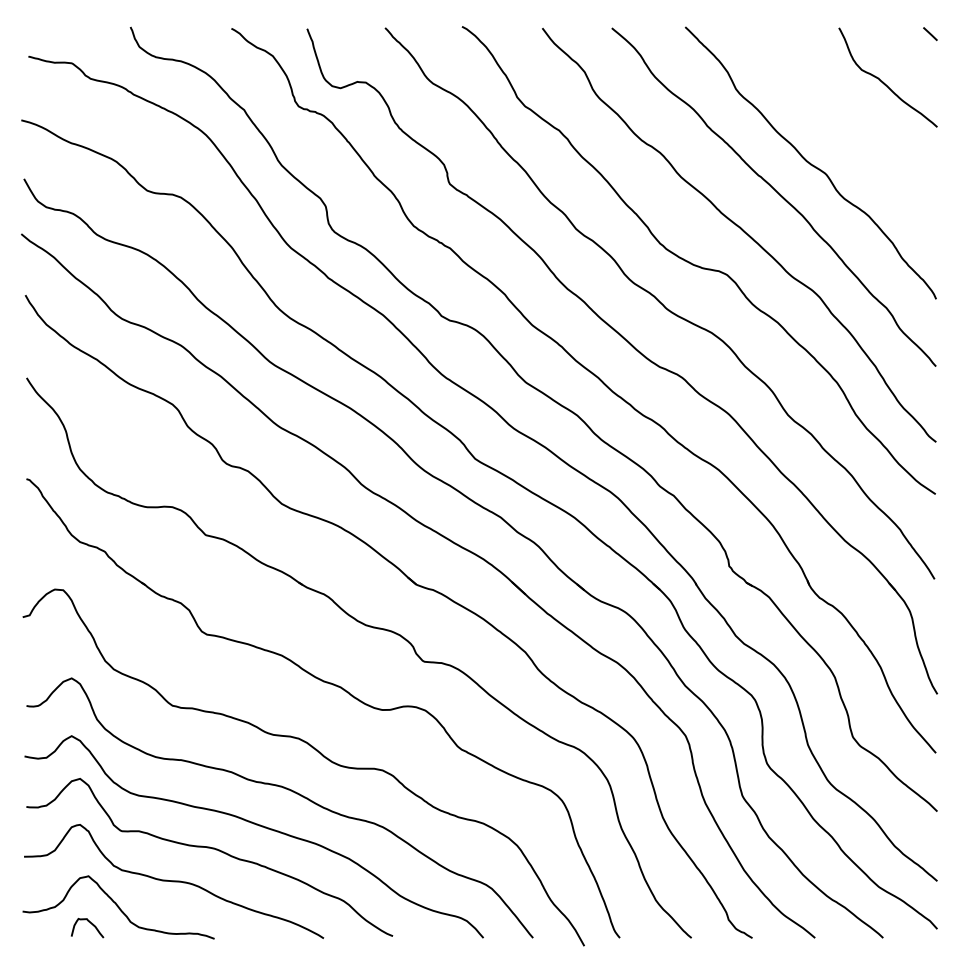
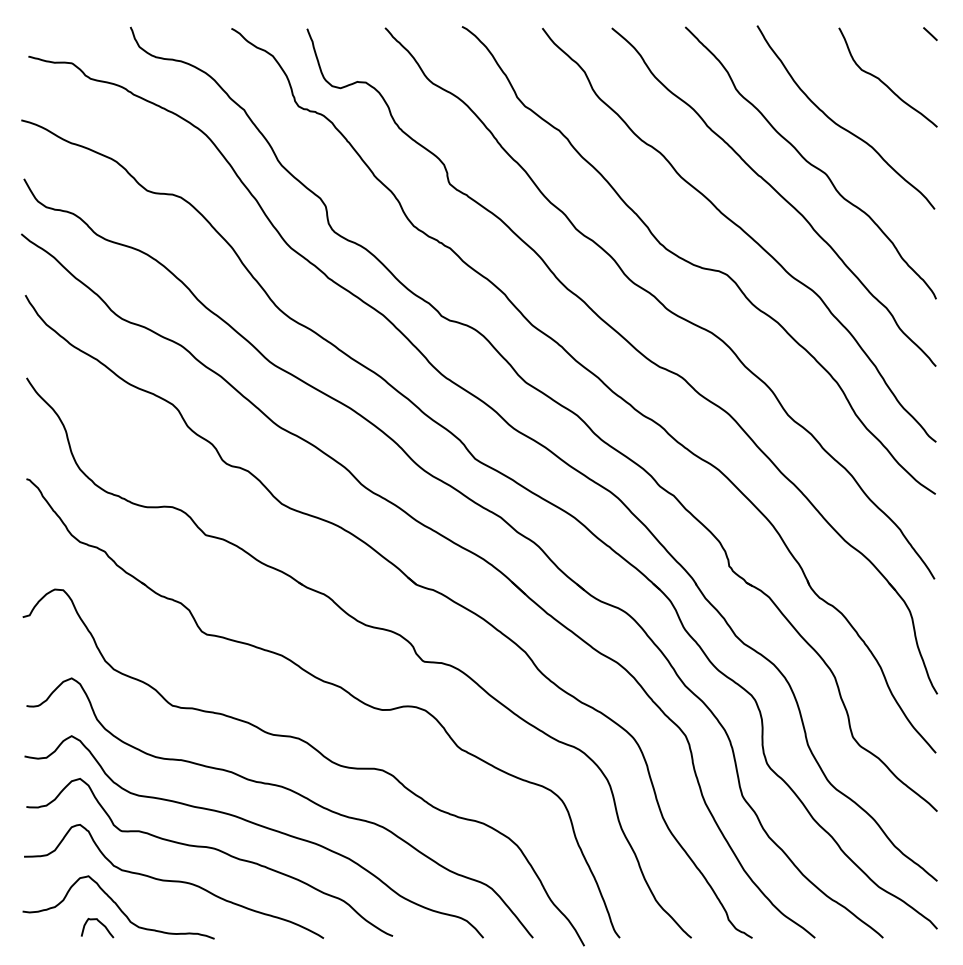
curve: none -> present (840, 125)
curve position: (91, 924) -> (101, 924) (101, 924)
